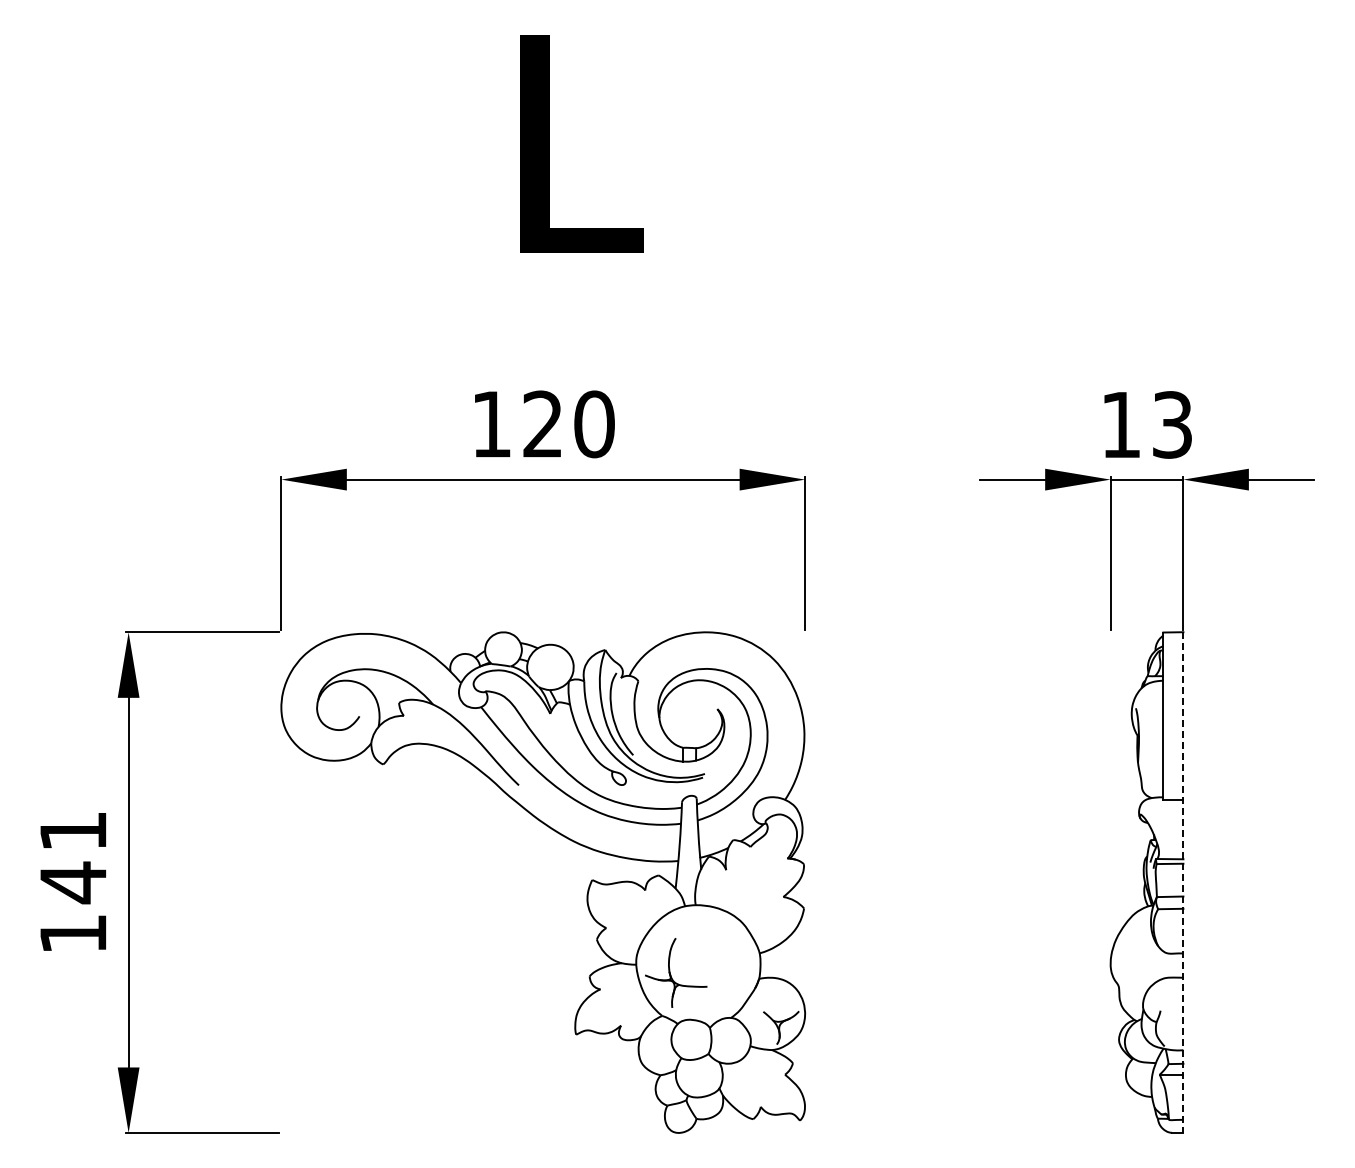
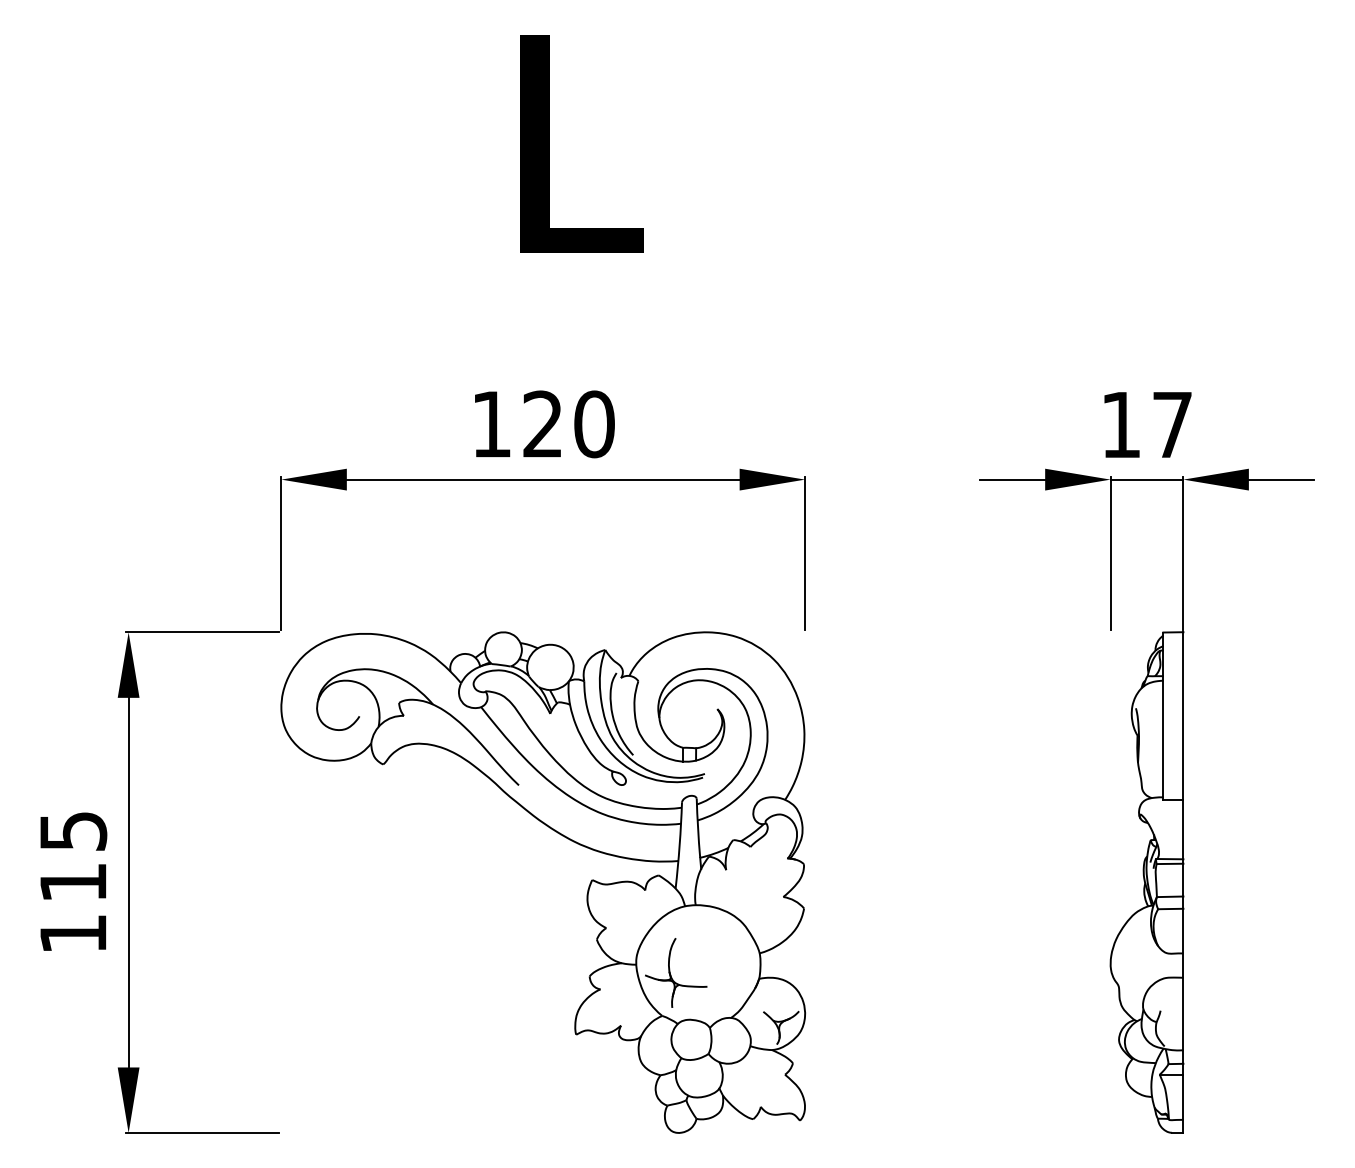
text: 13 -> 17 (1172, 424)
text: 141 -> 115 (73, 858)
line: dashed -> solid (1183, 883)
